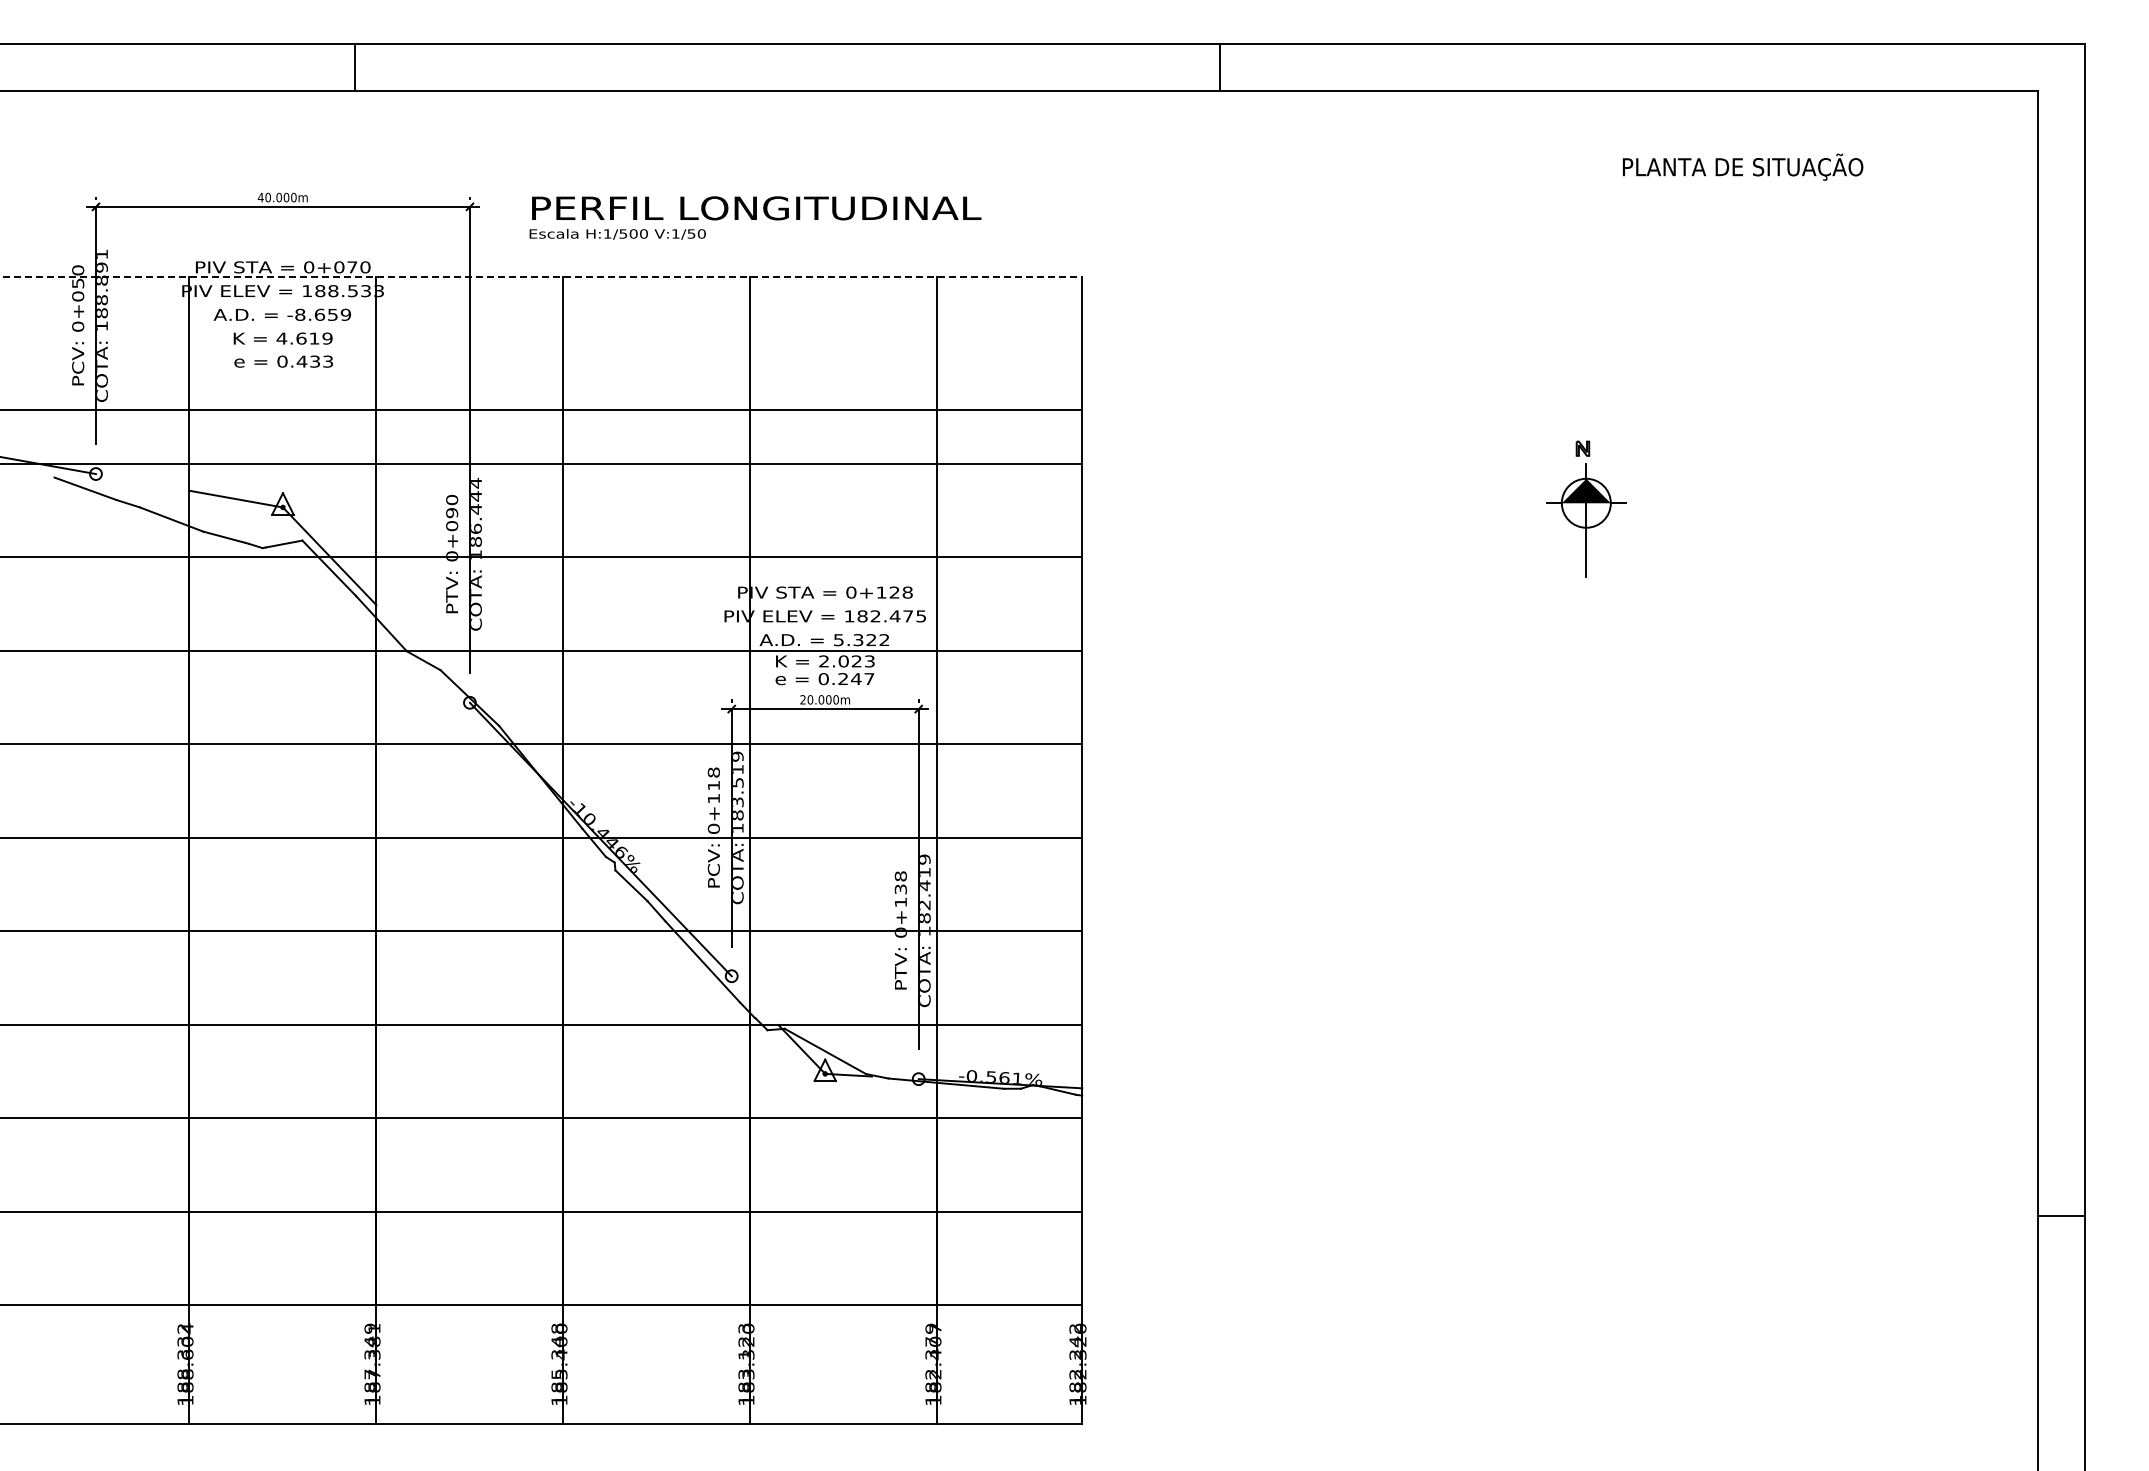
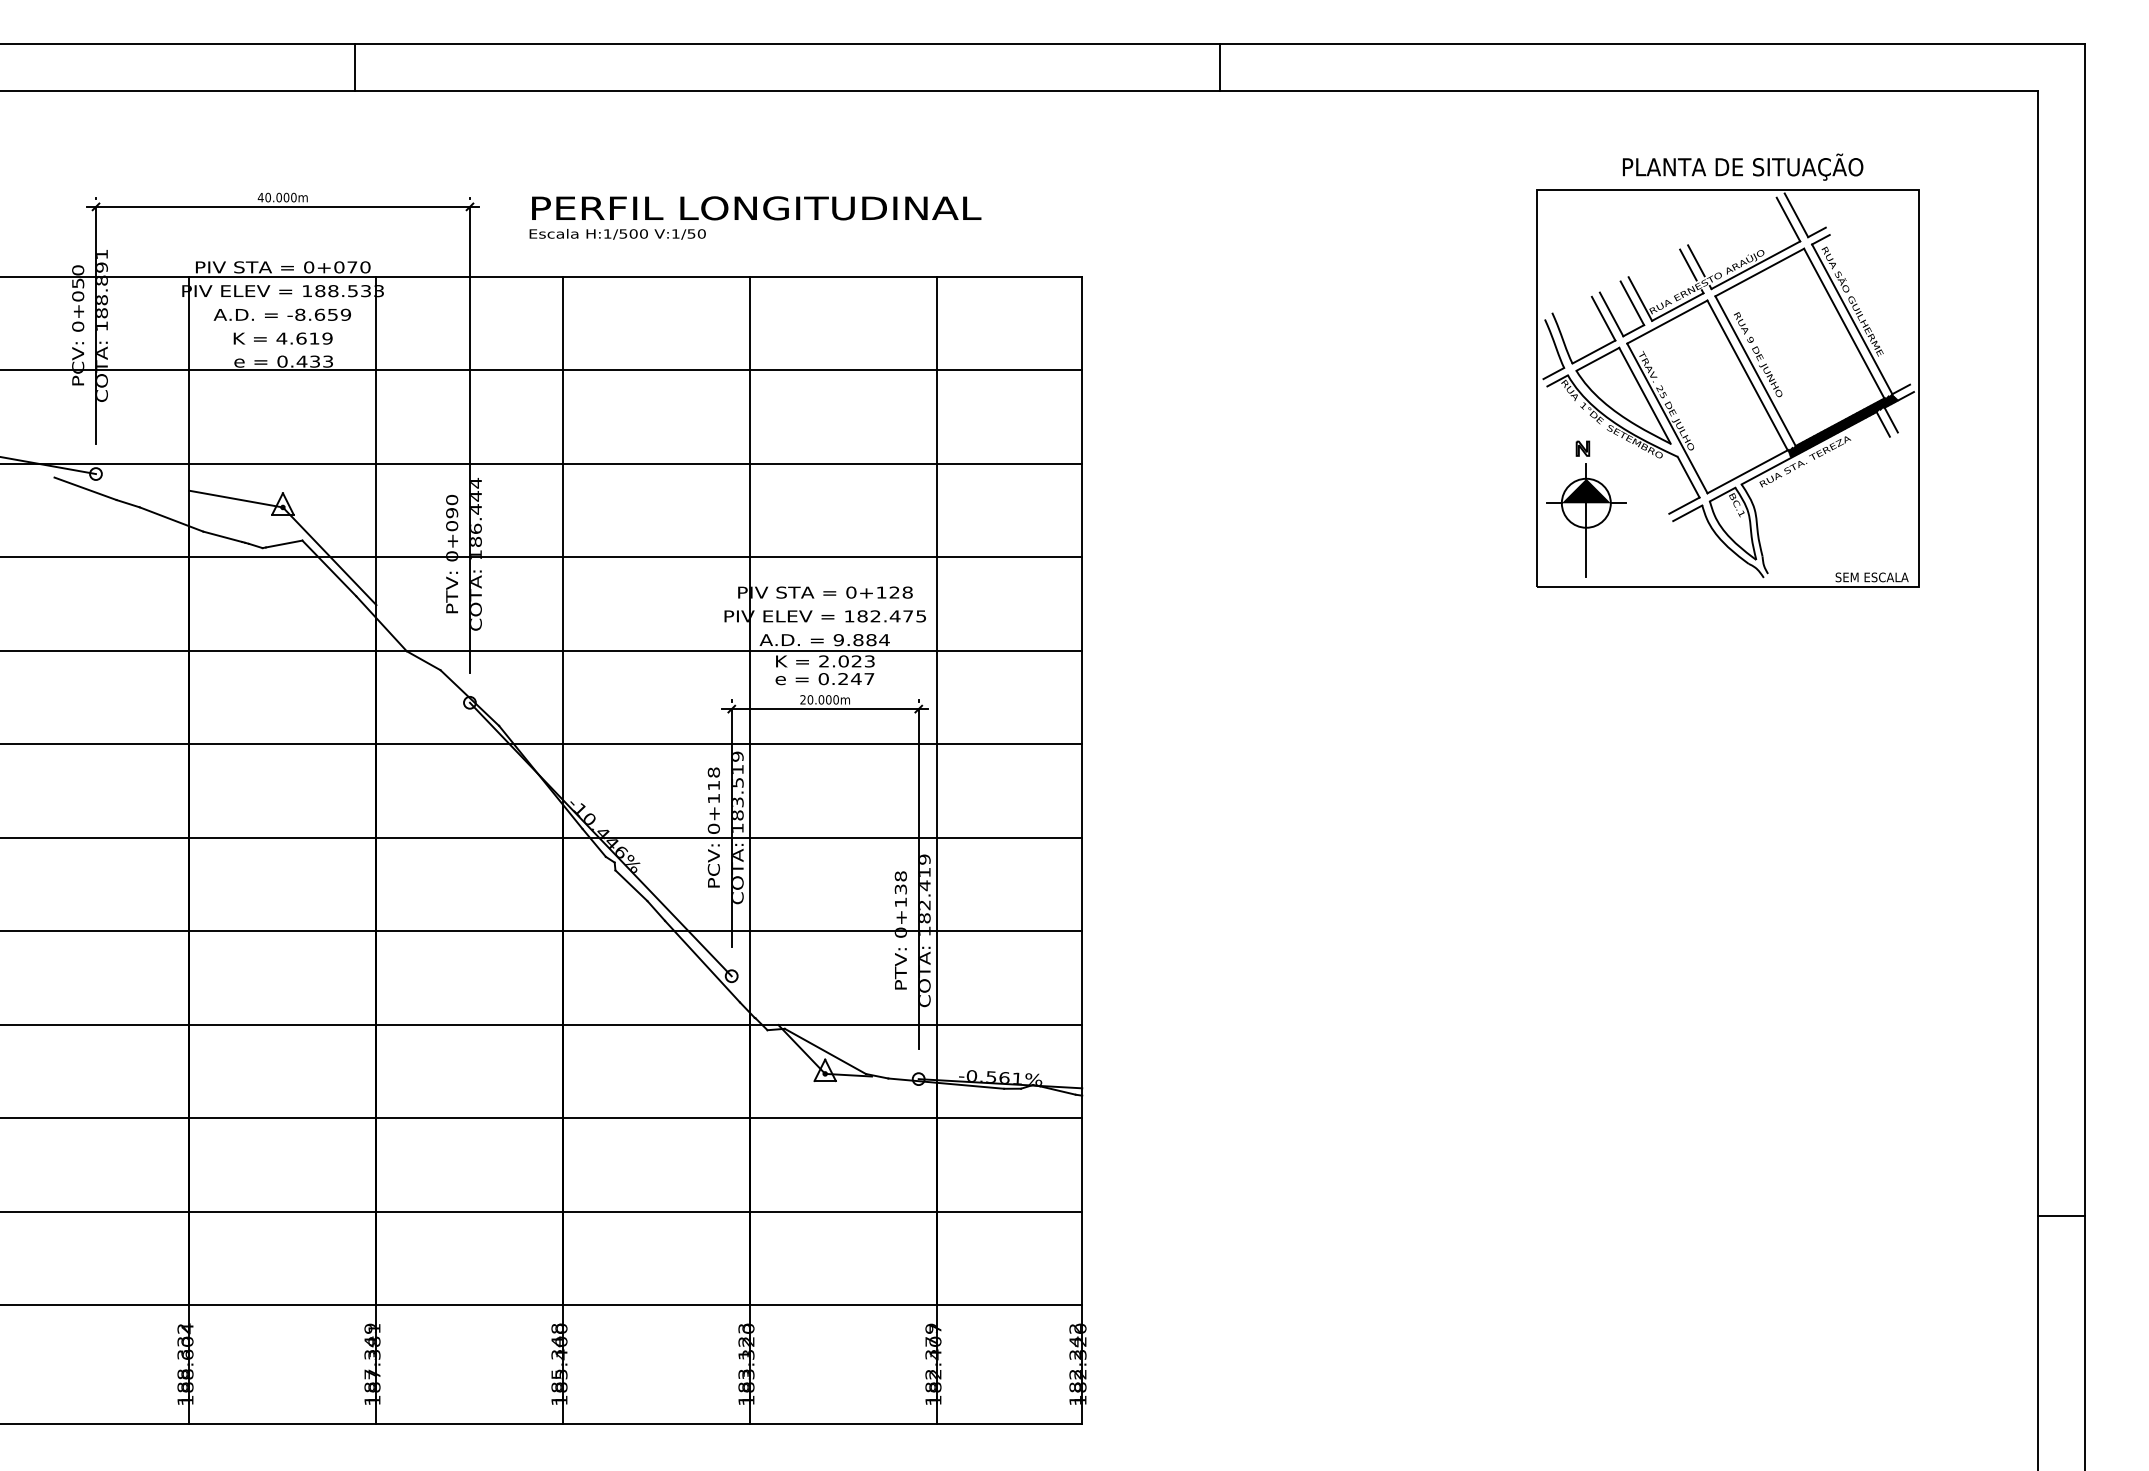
line: dashed -> solid (541, 276)
part: none -> present (1727, 388)
line position: (542, 410) -> (542, 370) (542, 370)
text: 5.322 -> 9.884 (861, 640)
